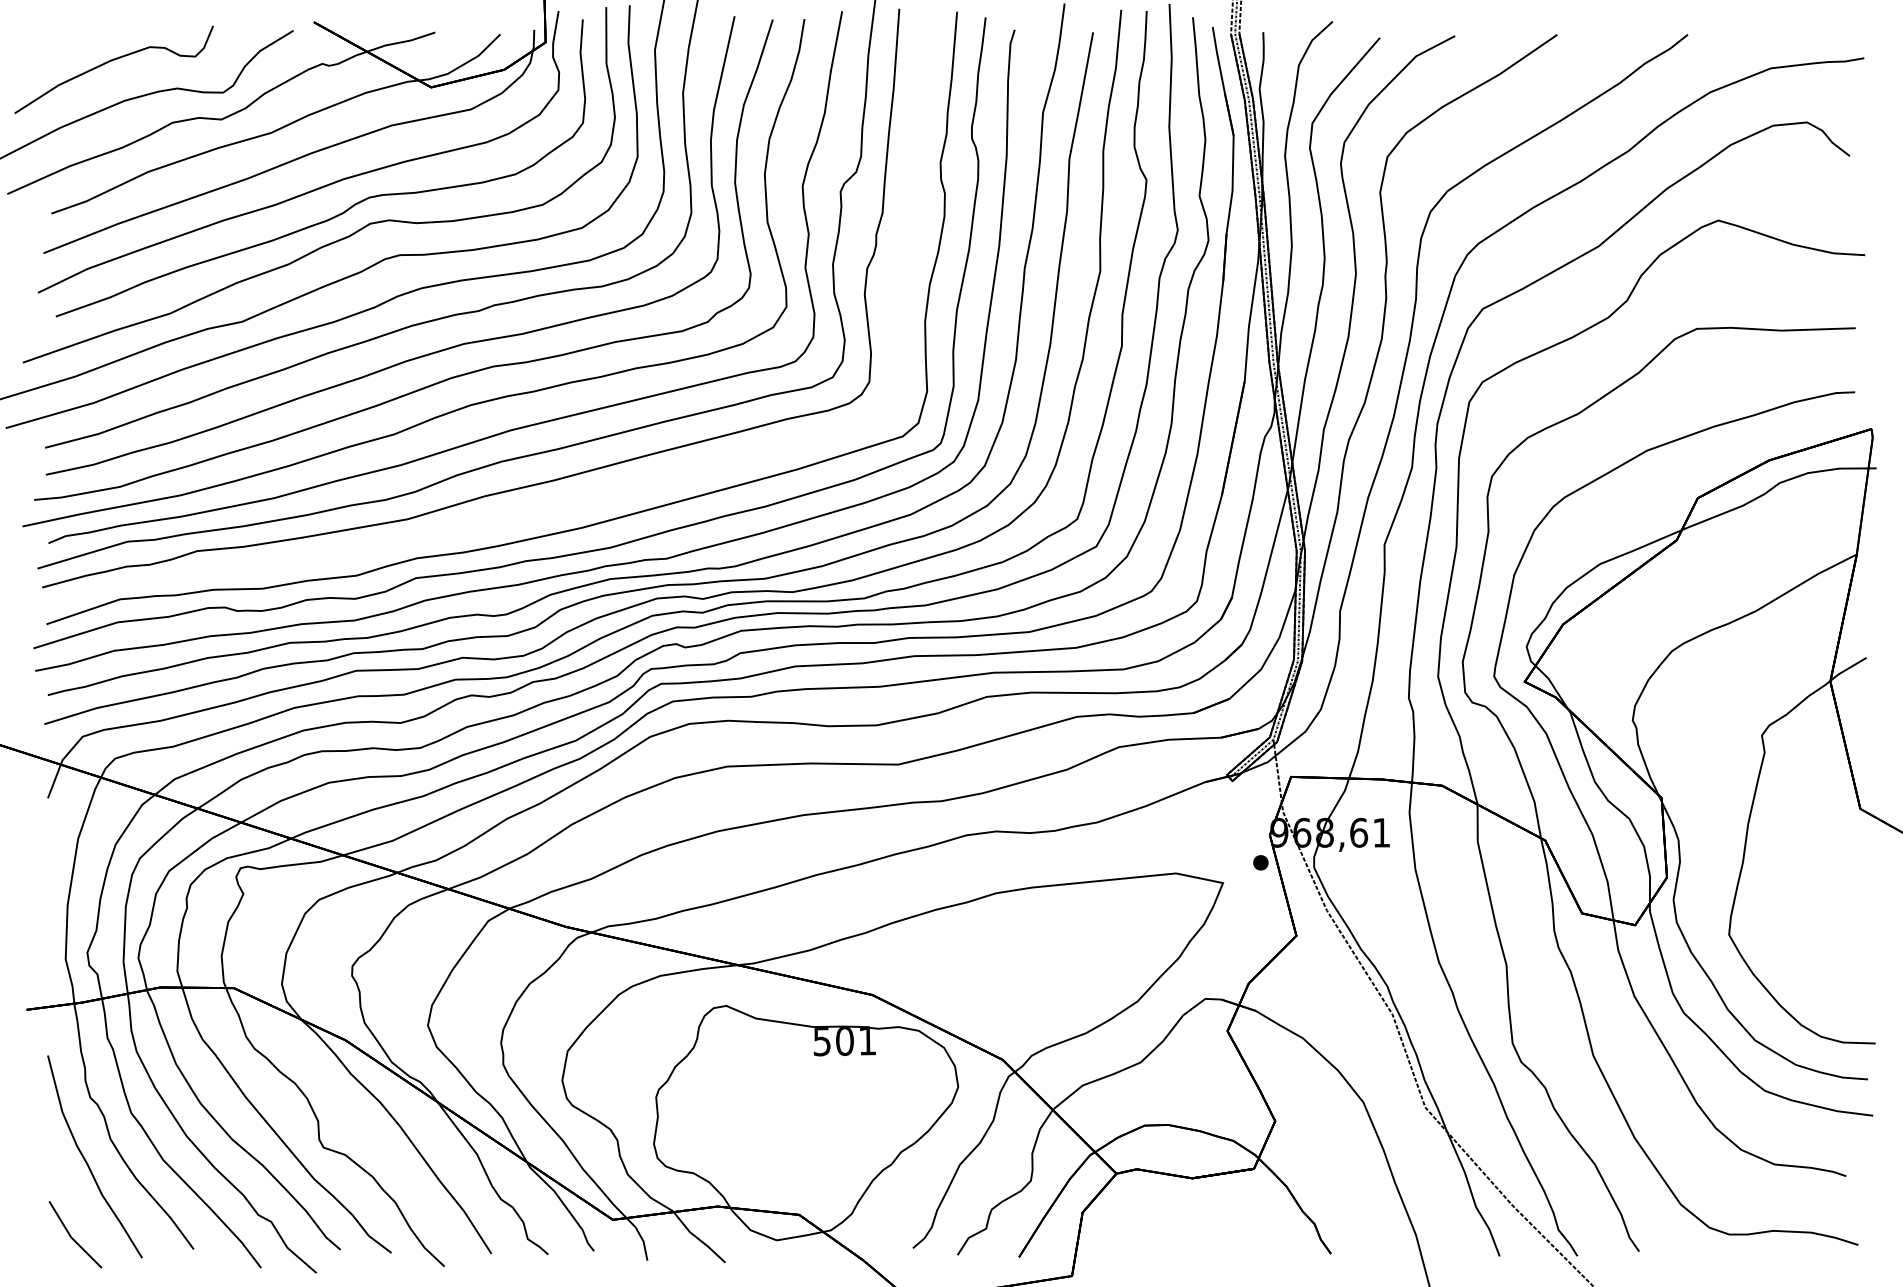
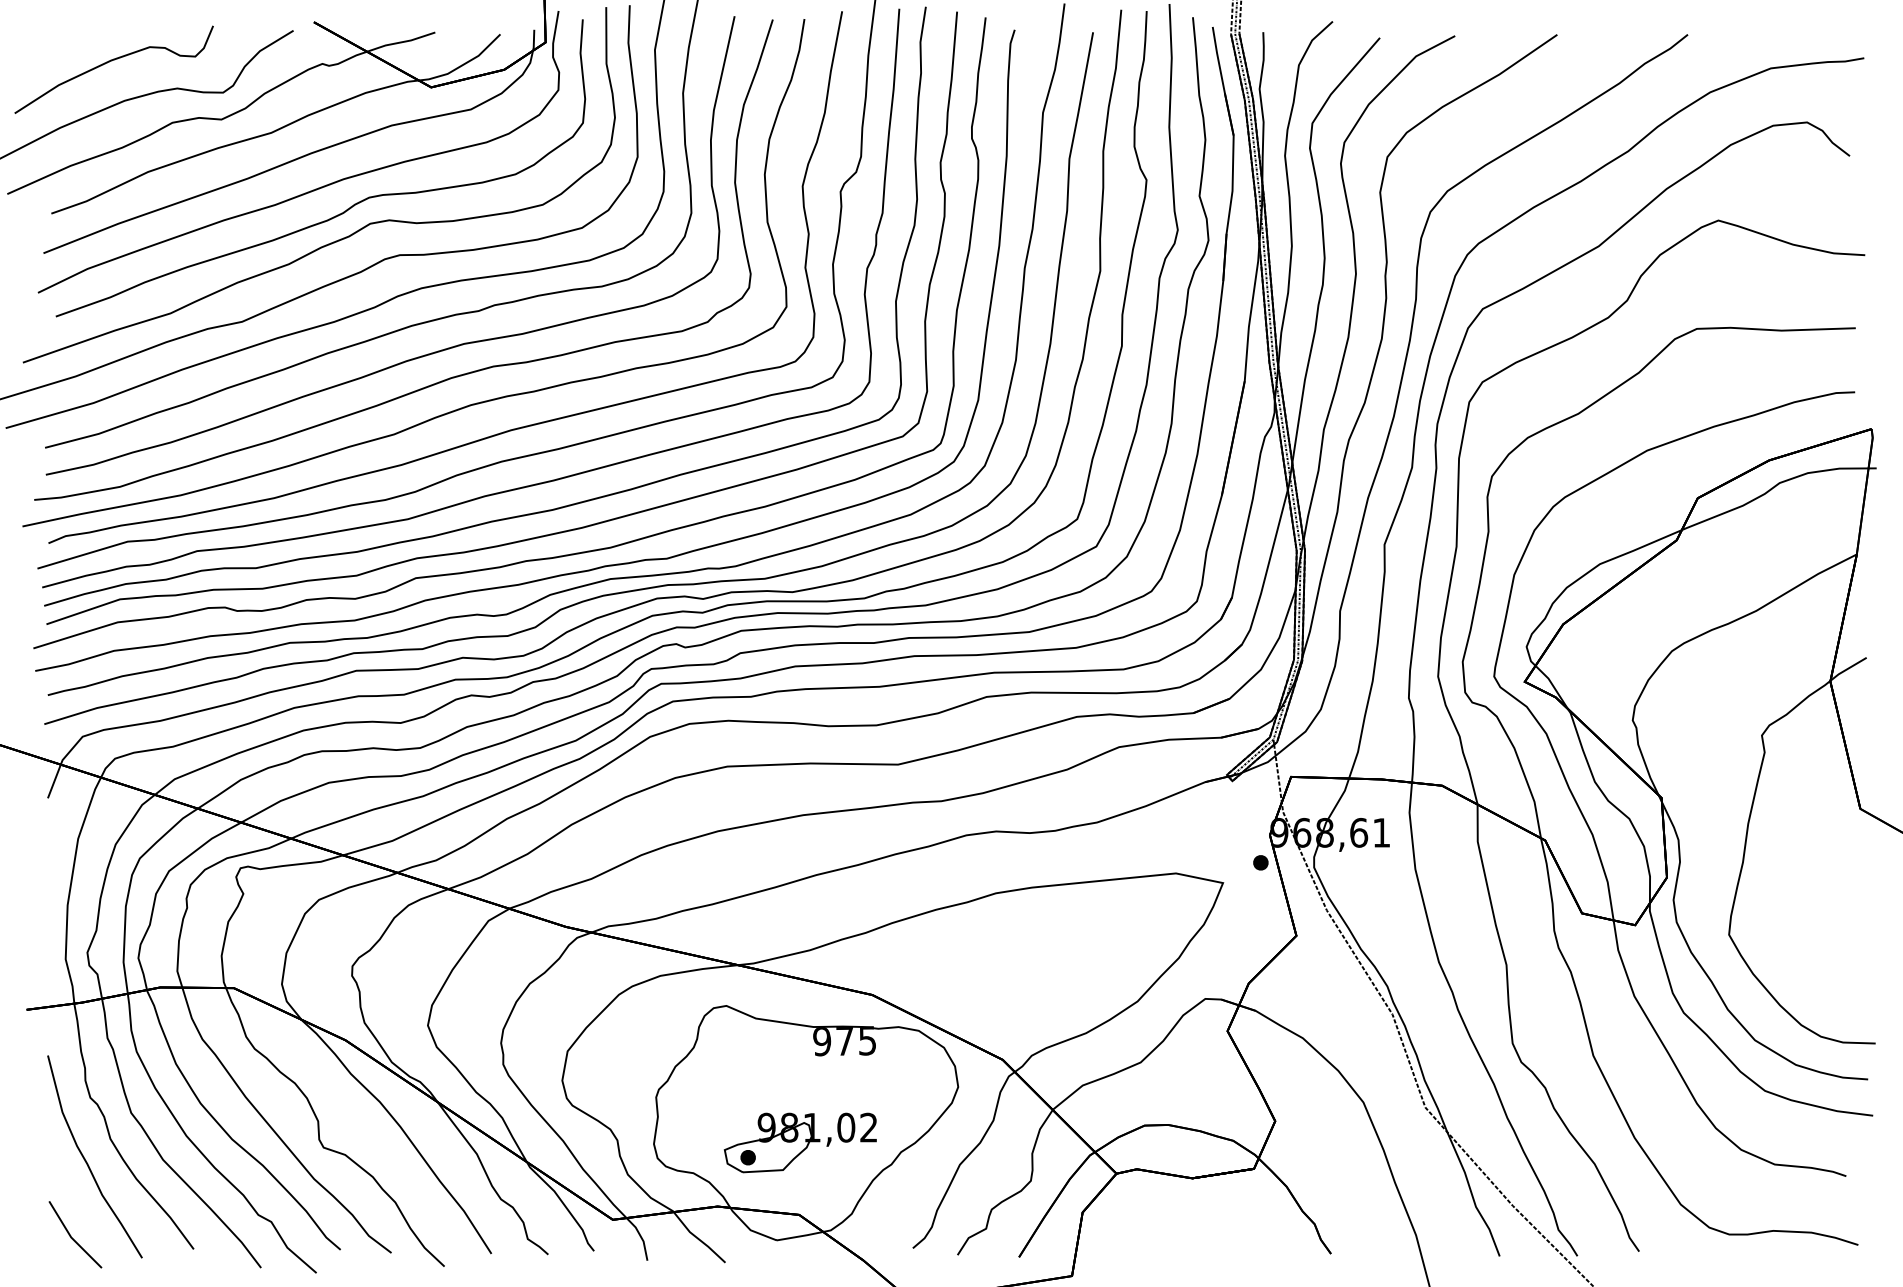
part: none -> present (527, 513)
text: 501 -> 975 (844, 1041)
part: none -> present (799, 1142)
